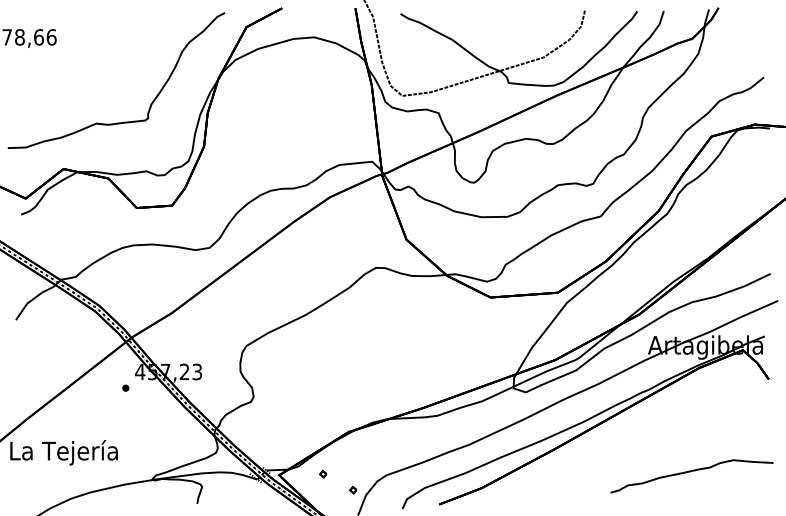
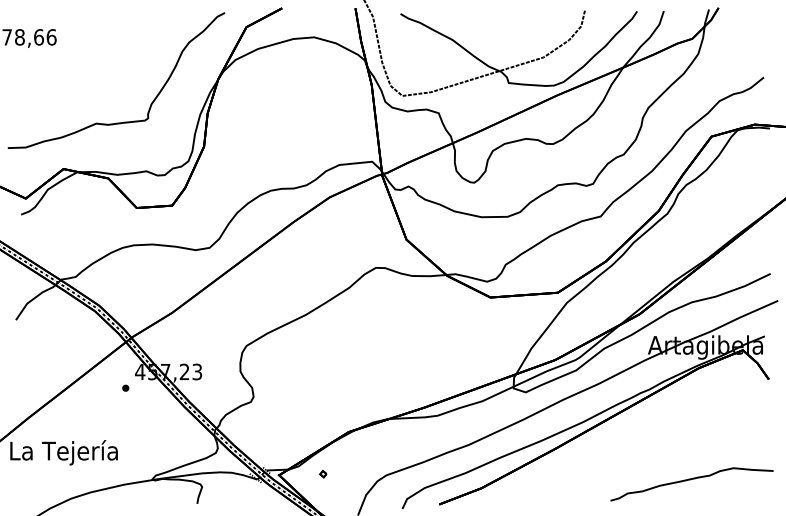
curve position: (690, 472) -> (690, 480) (690, 480)
part: present -> none (353, 489)
